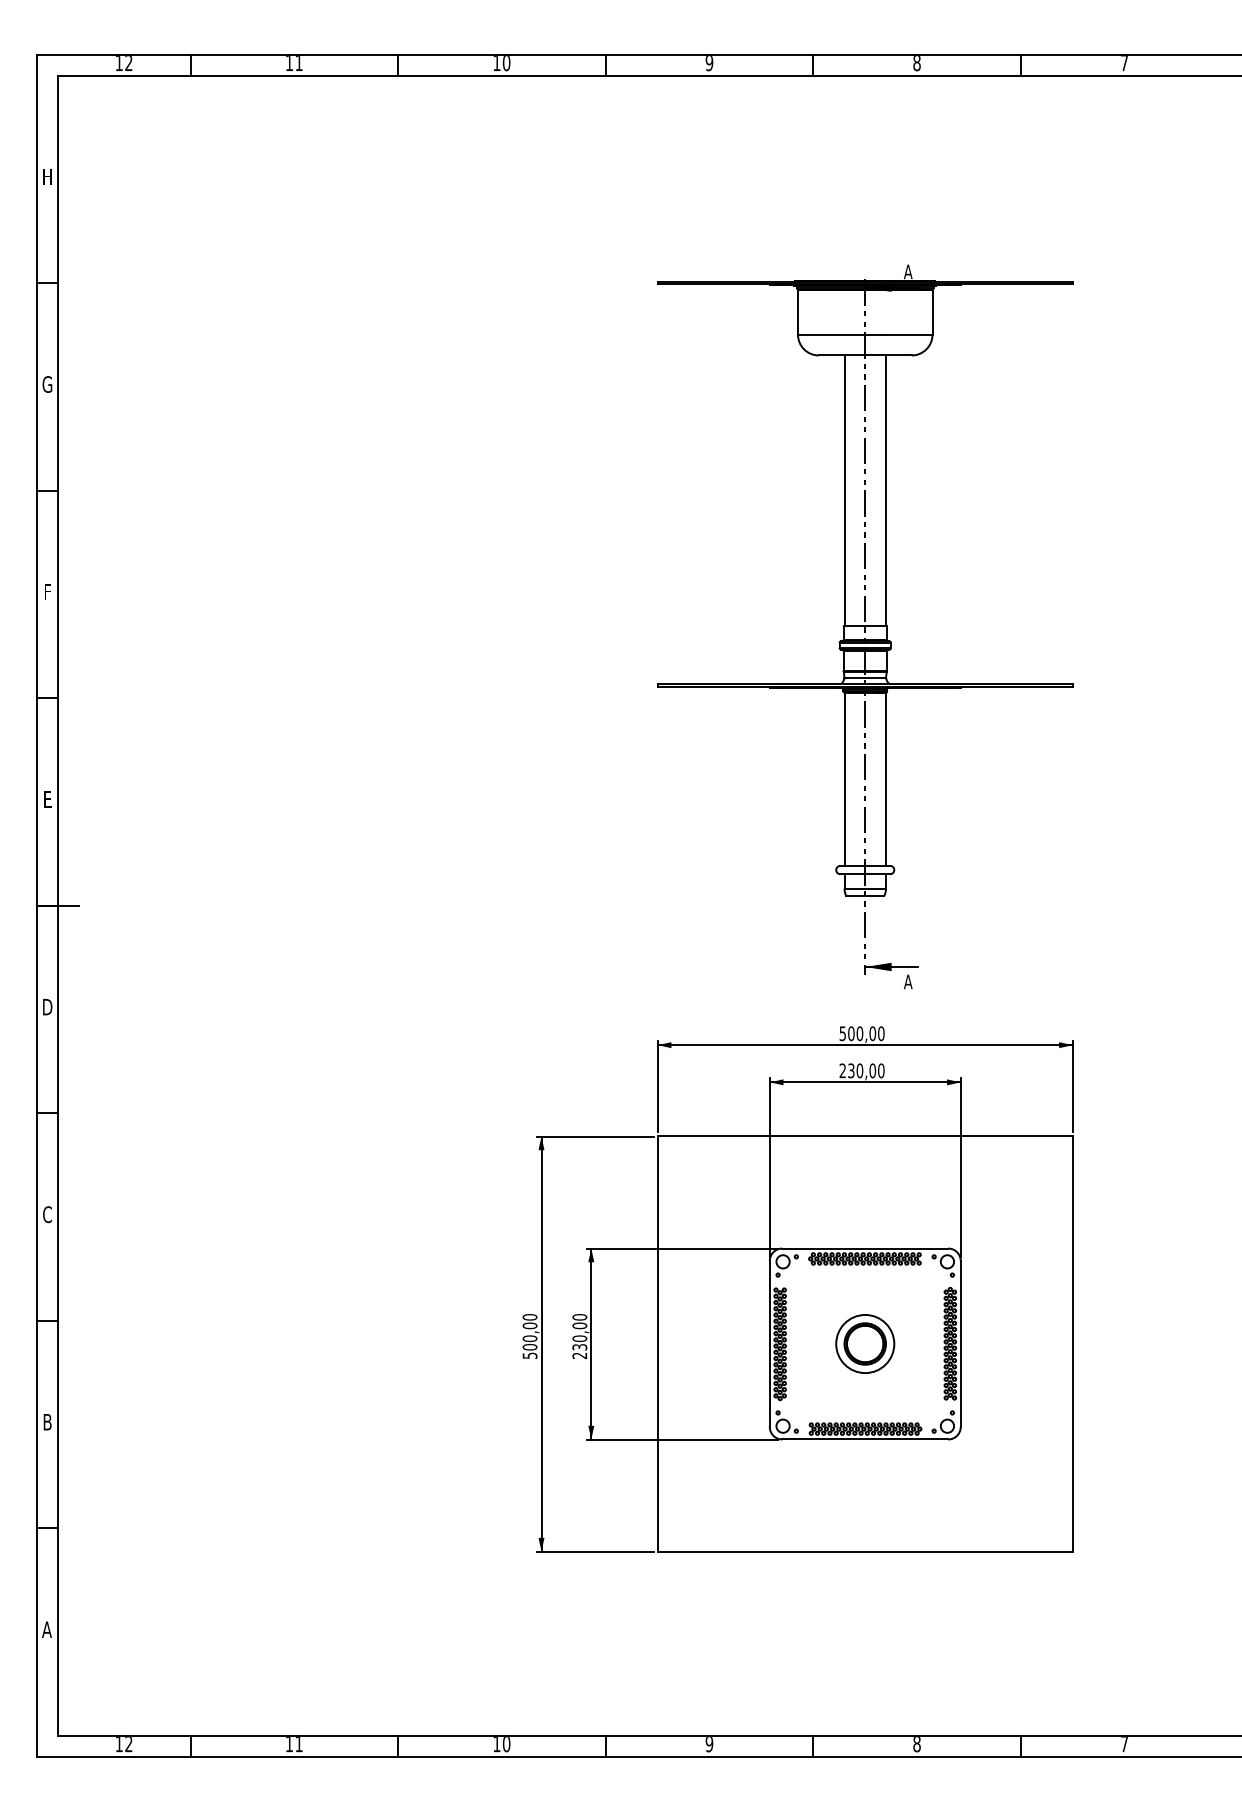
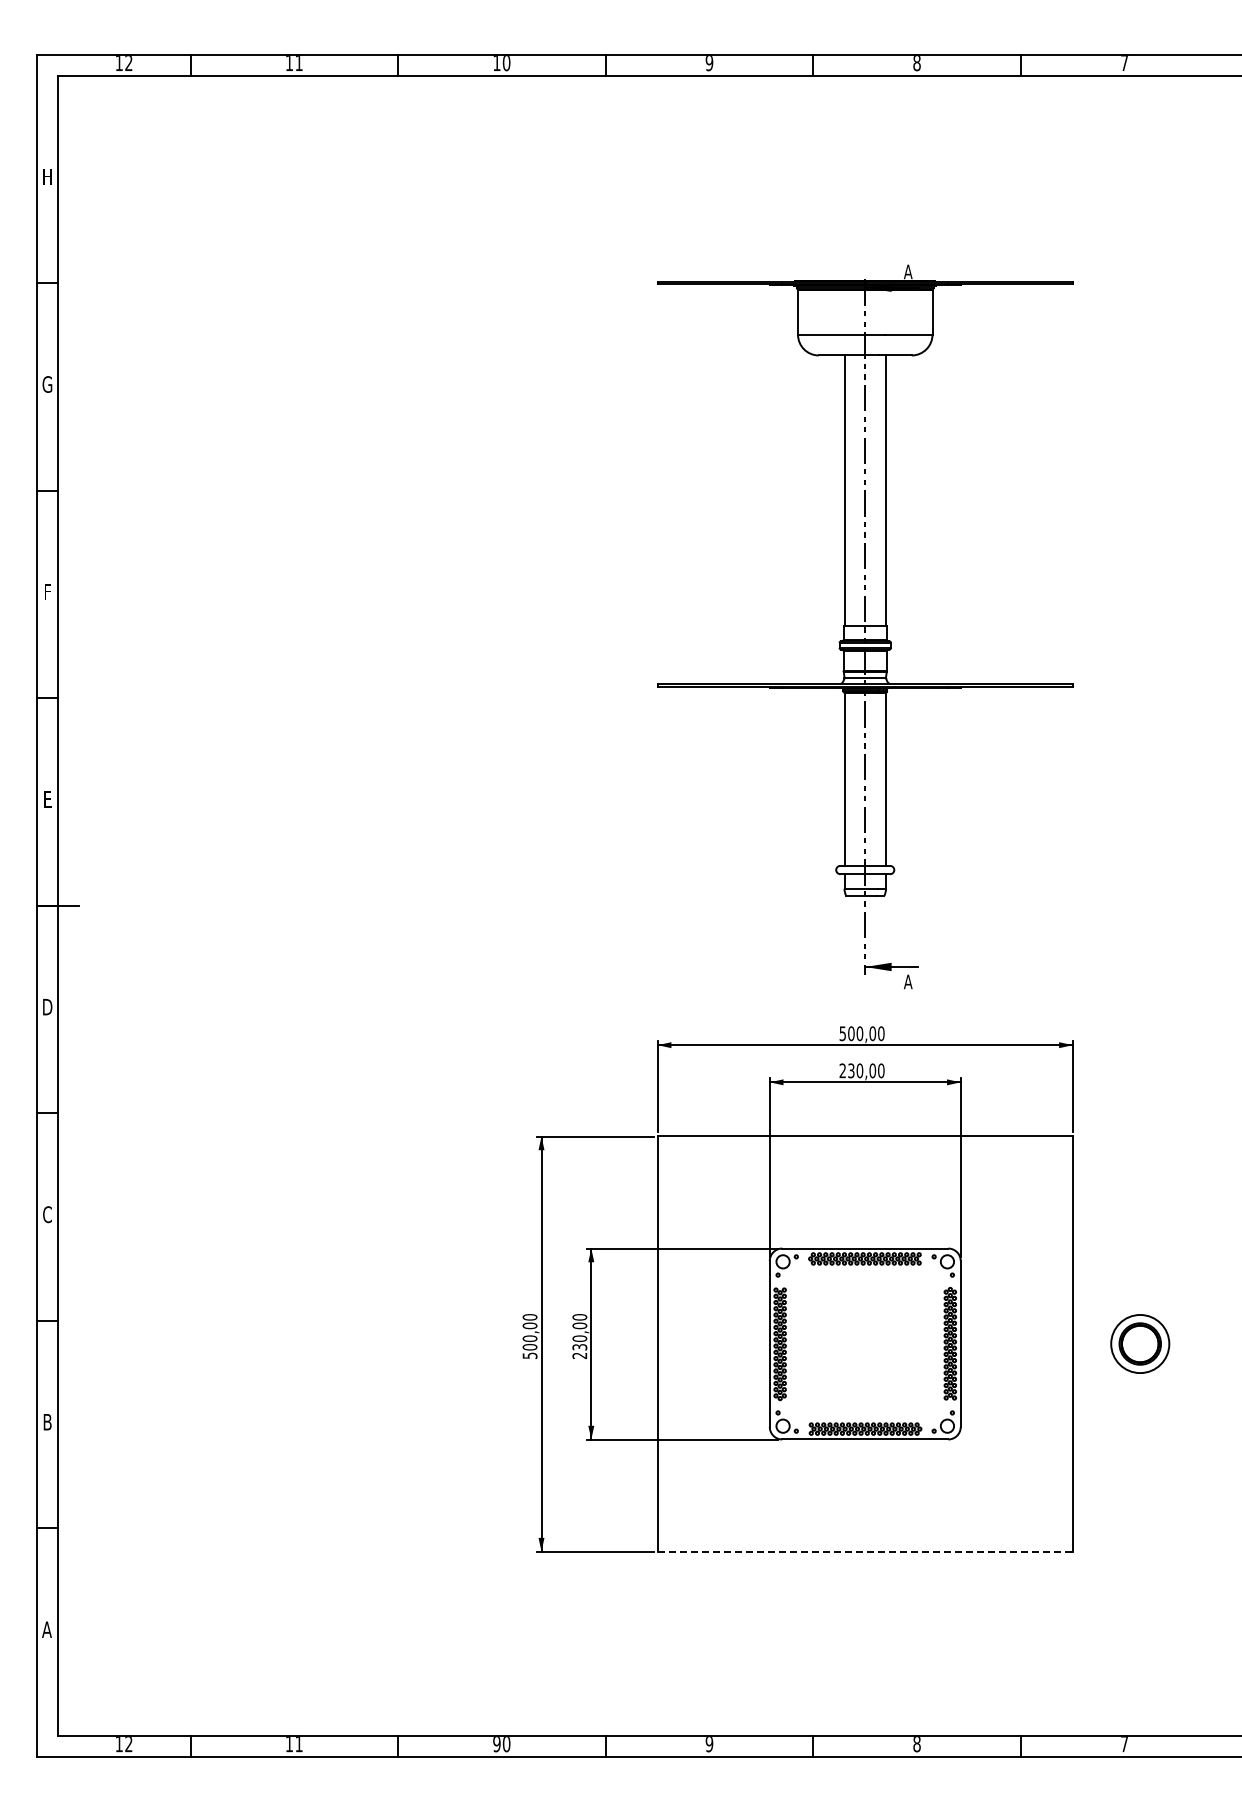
part position: (865, 1343) -> (1140, 1343) (1140, 1343)
line: solid -> dashed (865, 1551)
text: 10 -> 90 (496, 1744)
